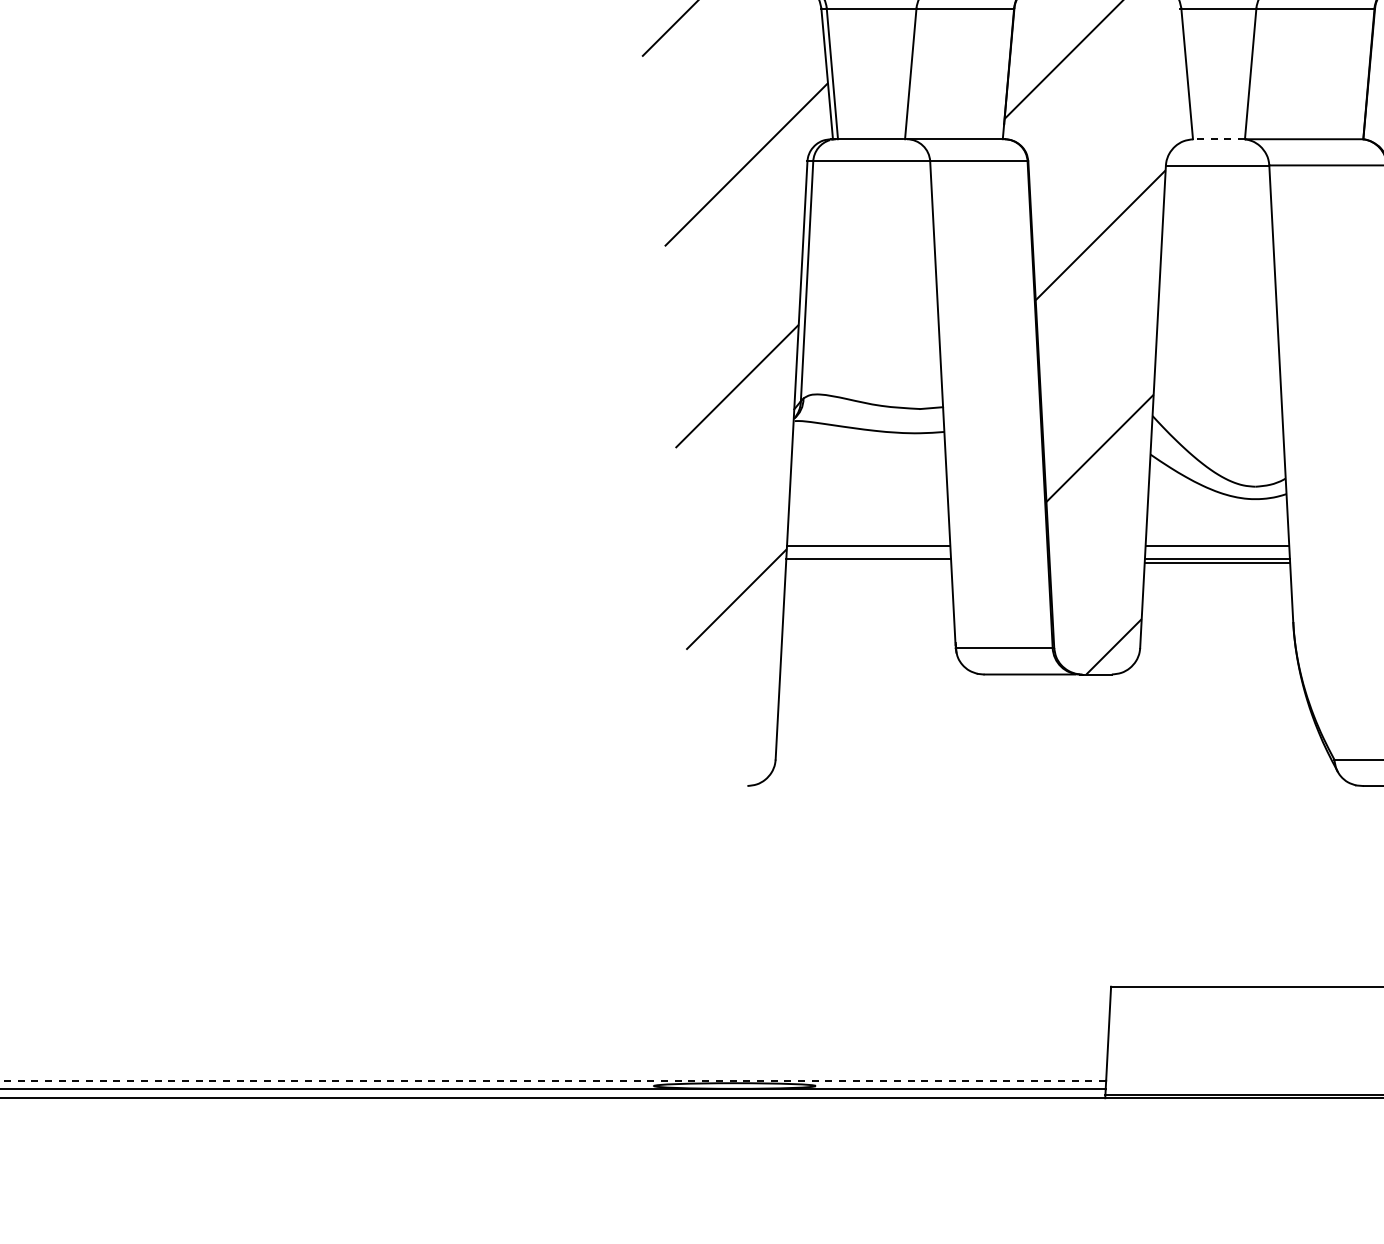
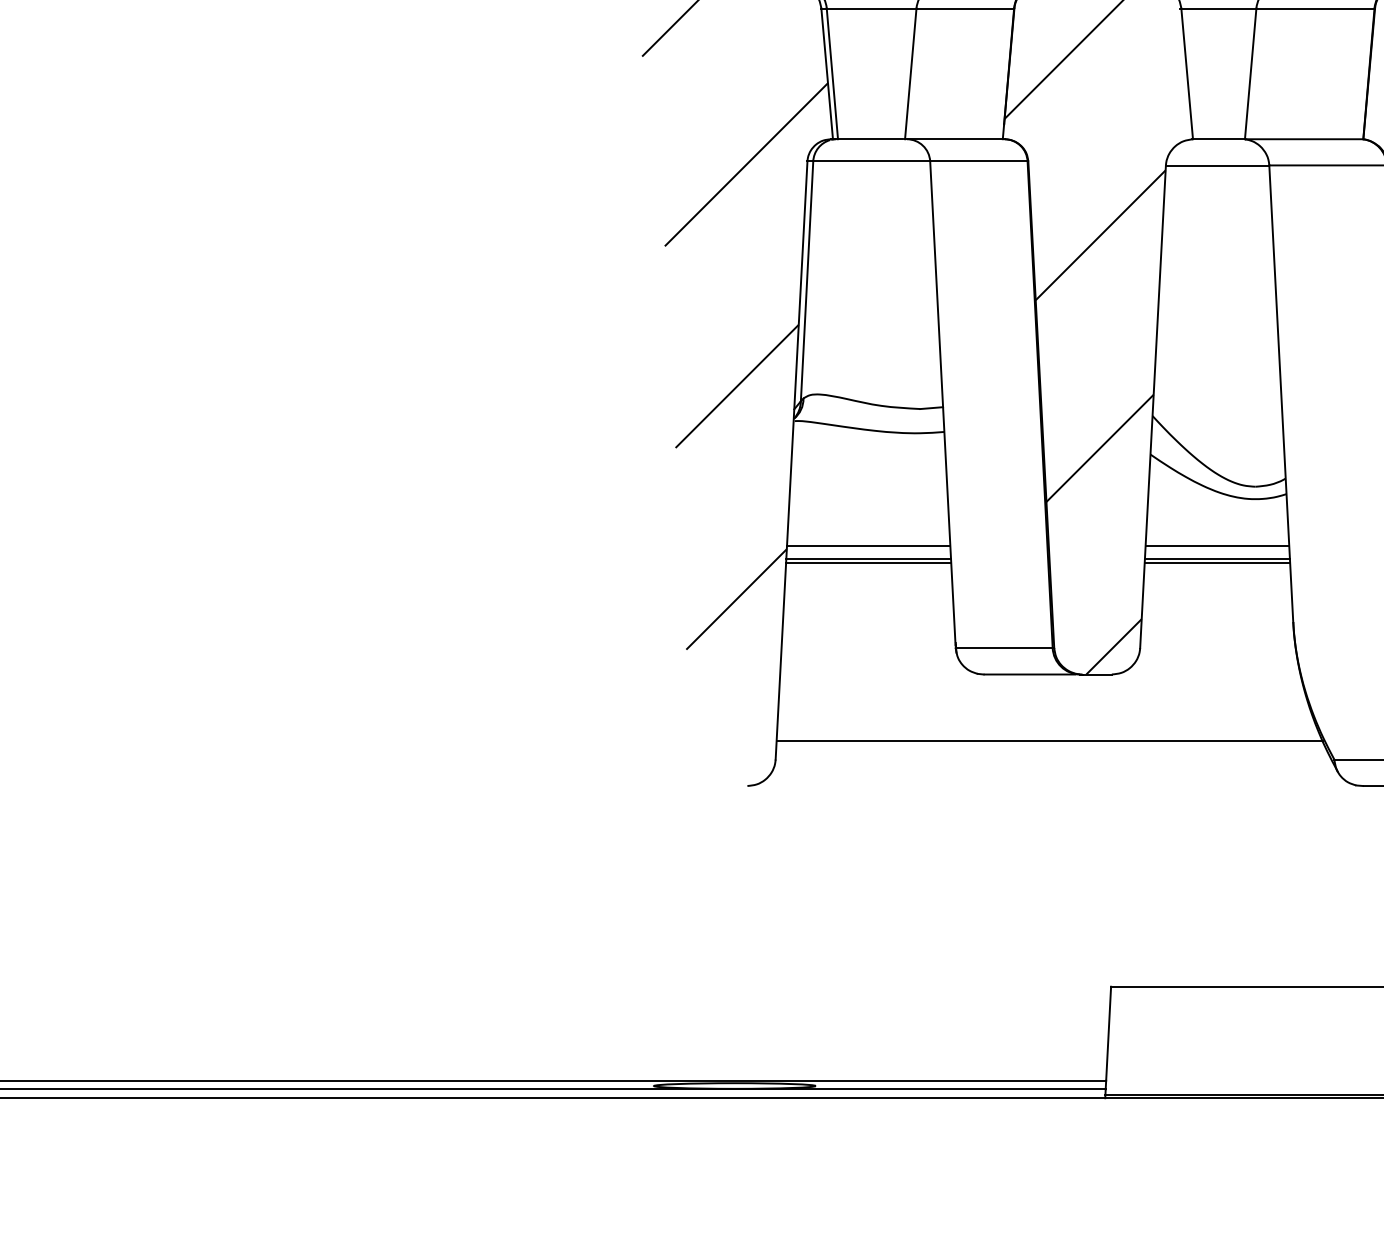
line: dashed -> solid (1218, 139)
line: none -> present (868, 562)
line: none -> present (1049, 741)
line: dashed -> solid (553, 1080)
